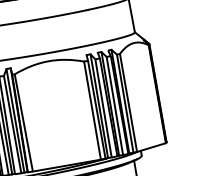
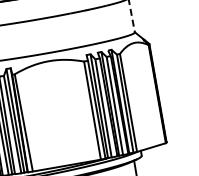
line: solid -> dashed (131, 16)
